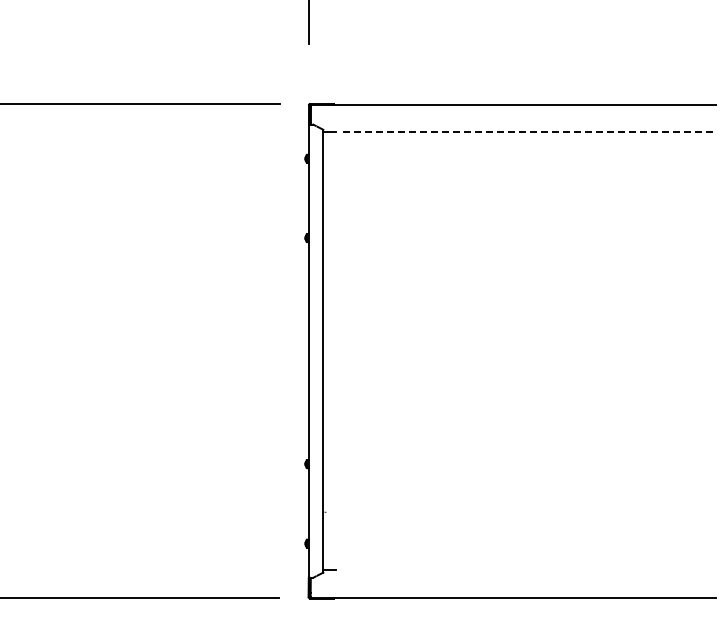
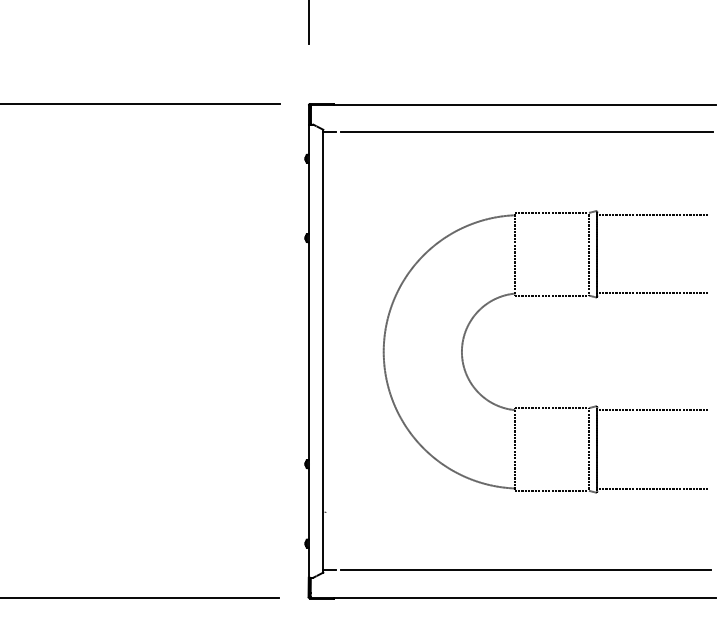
line: dashed -> solid (526, 132)
part: none -> present (543, 296)
line: none -> present (525, 570)
